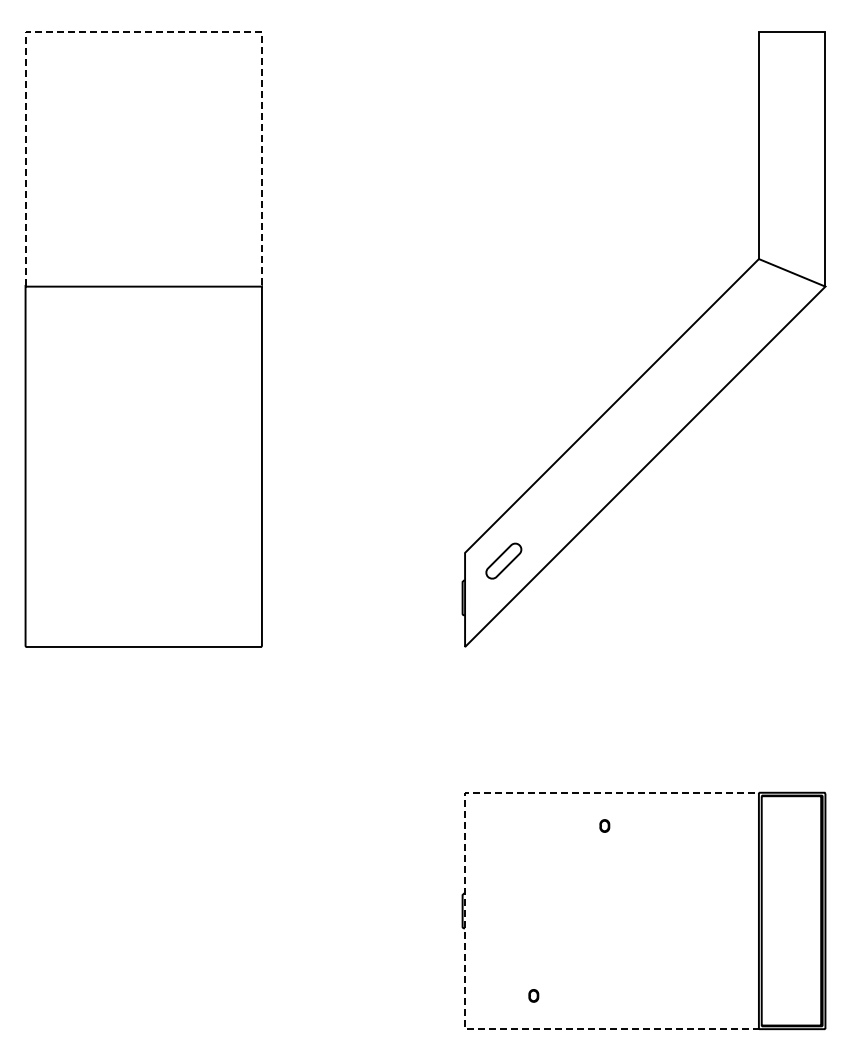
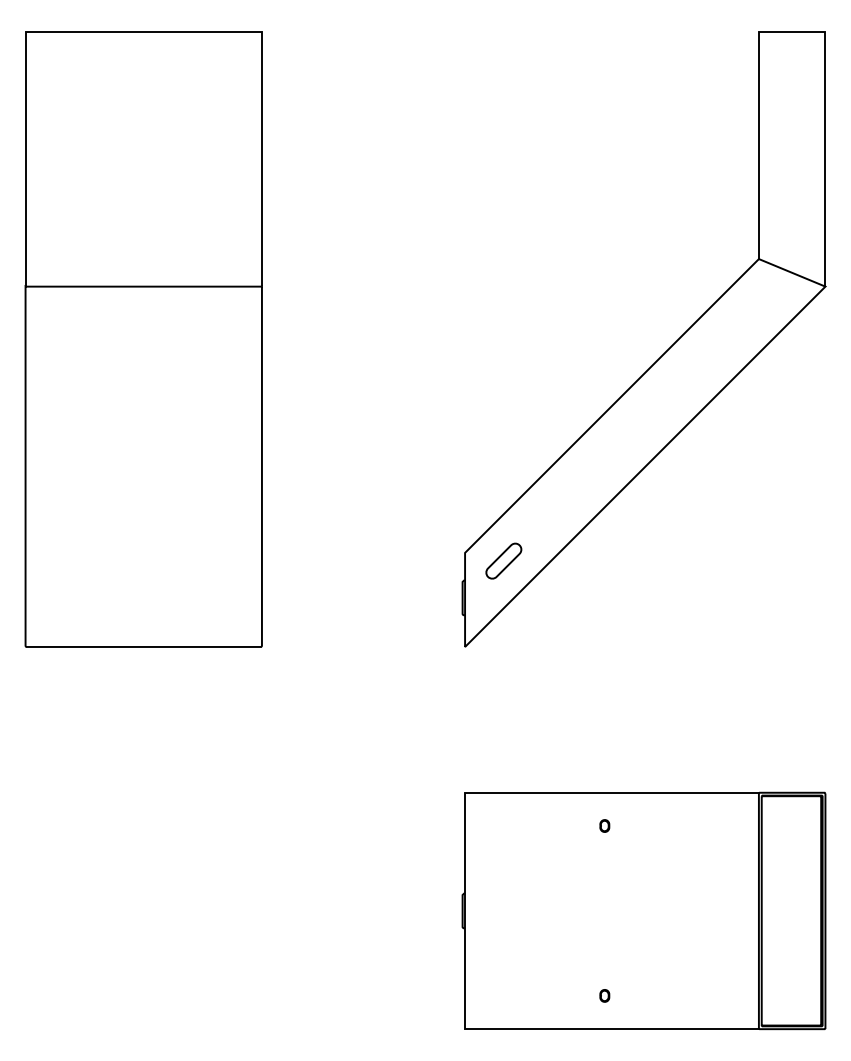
line: dashed -> solid (144, 31)
line: dashed -> solid (465, 910)
part position: (533, 995) -> (604, 995) (604, 995)
